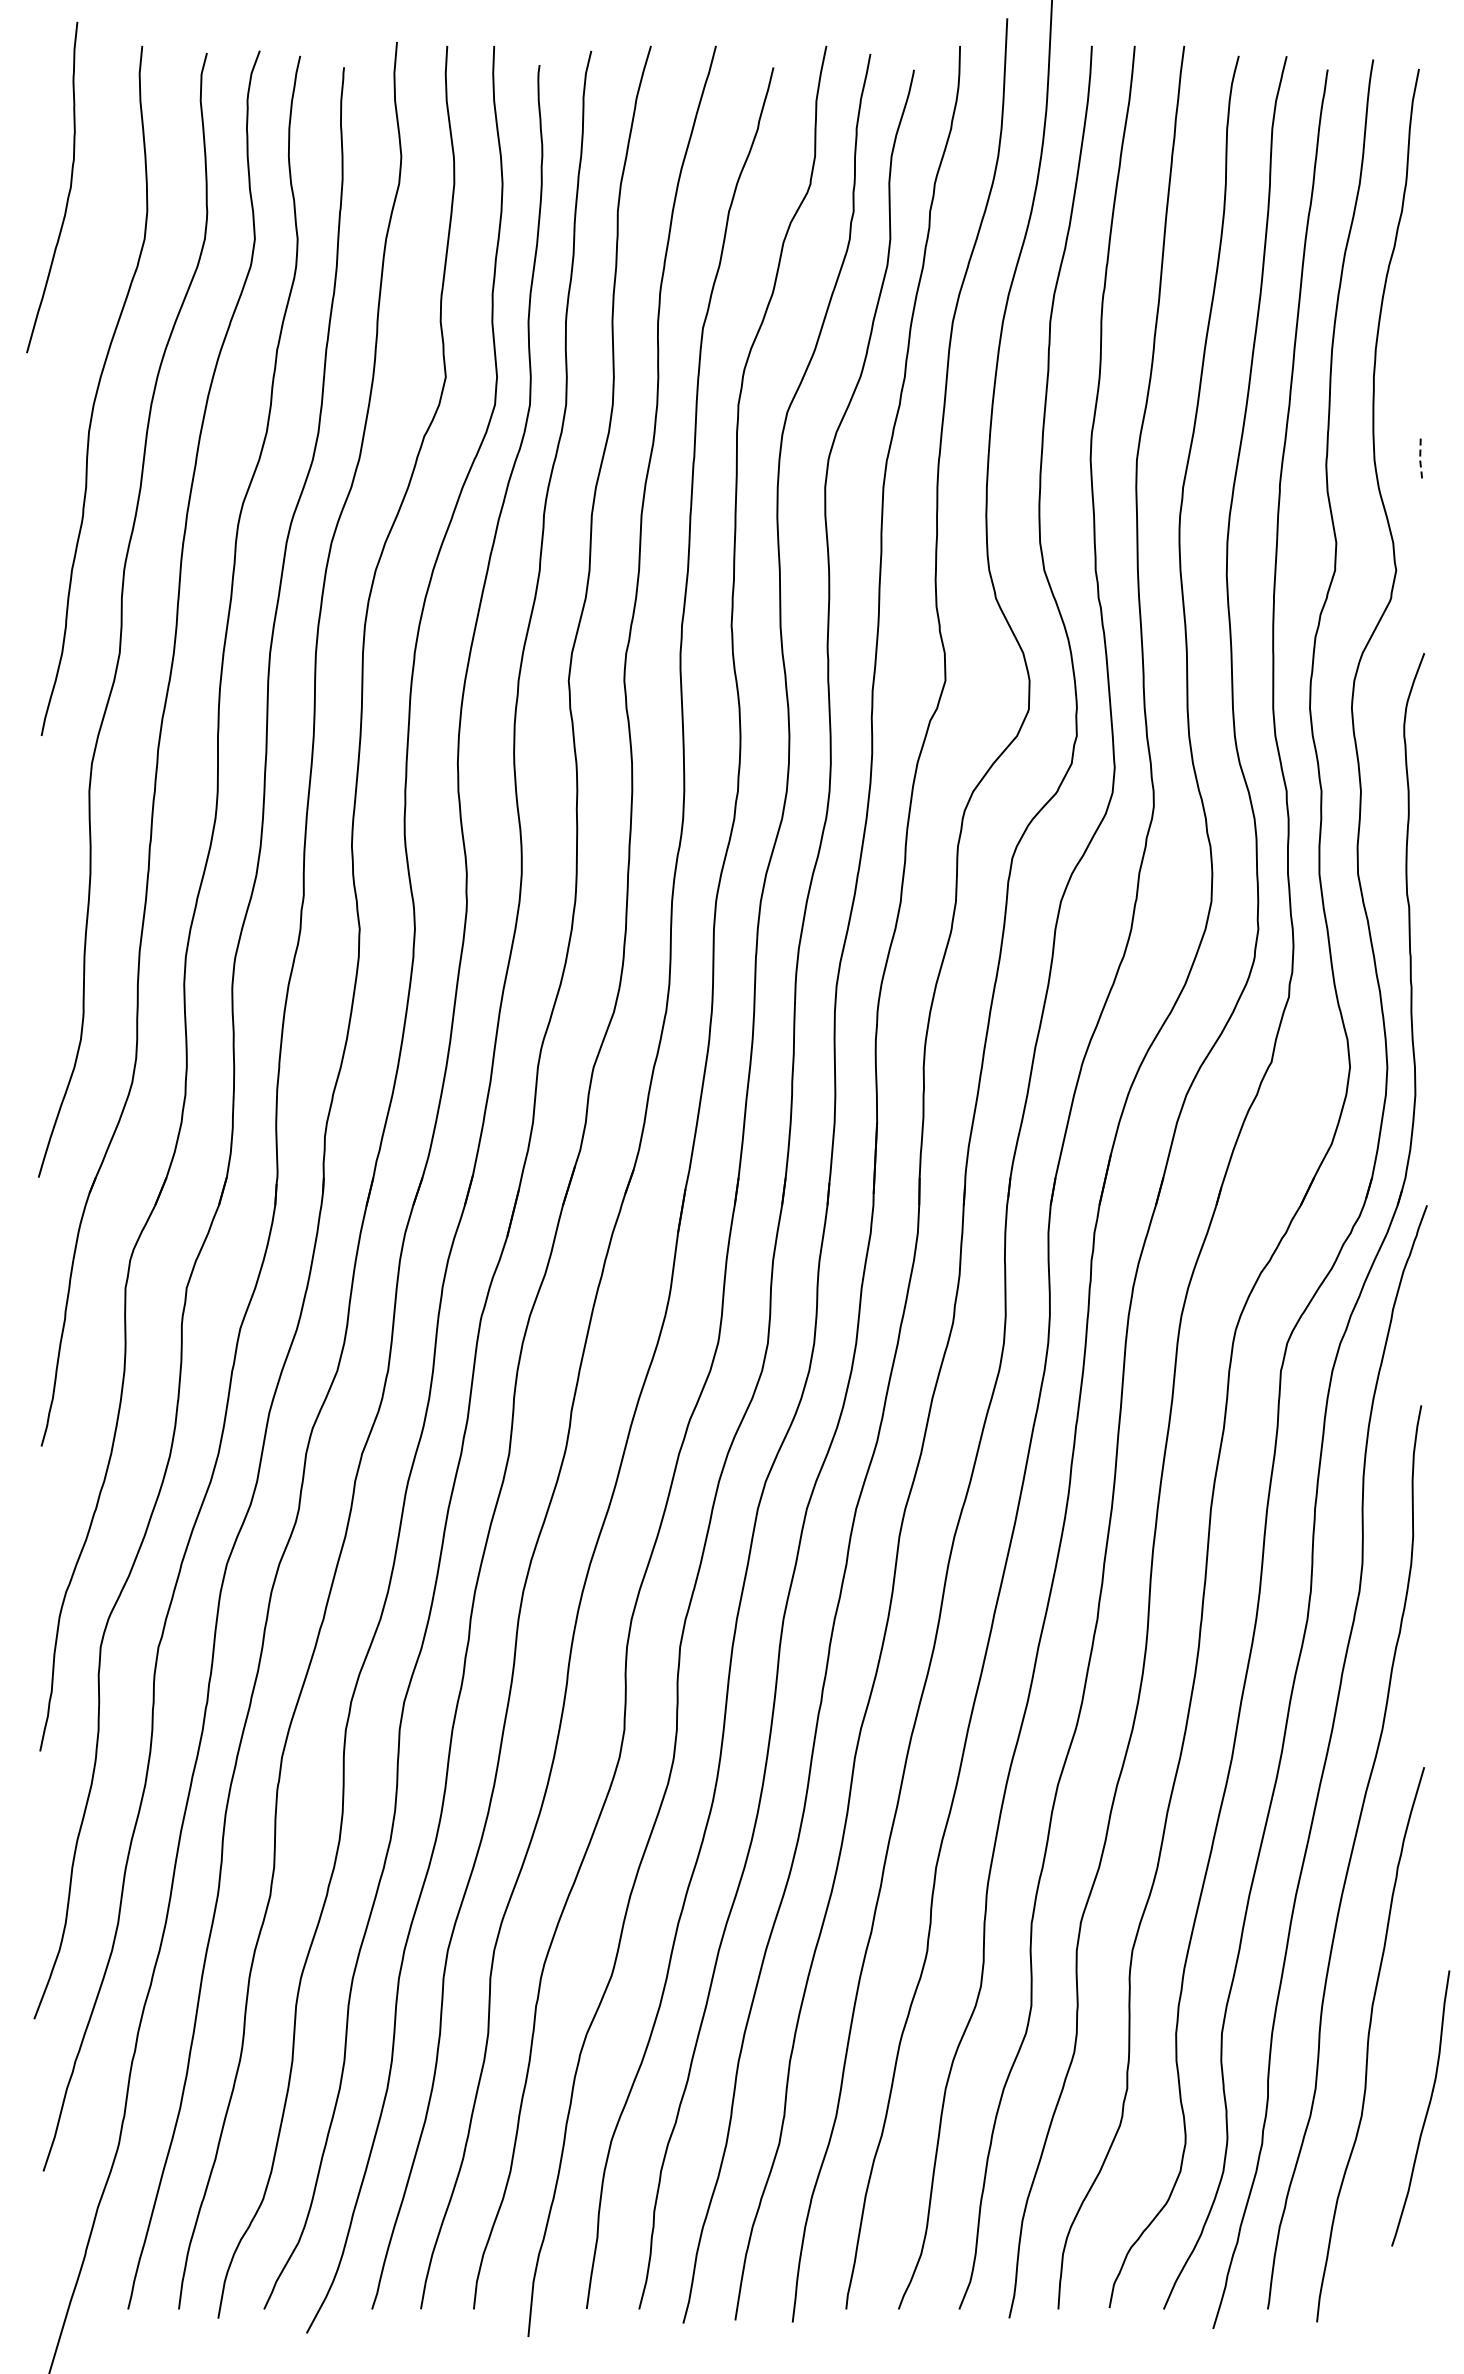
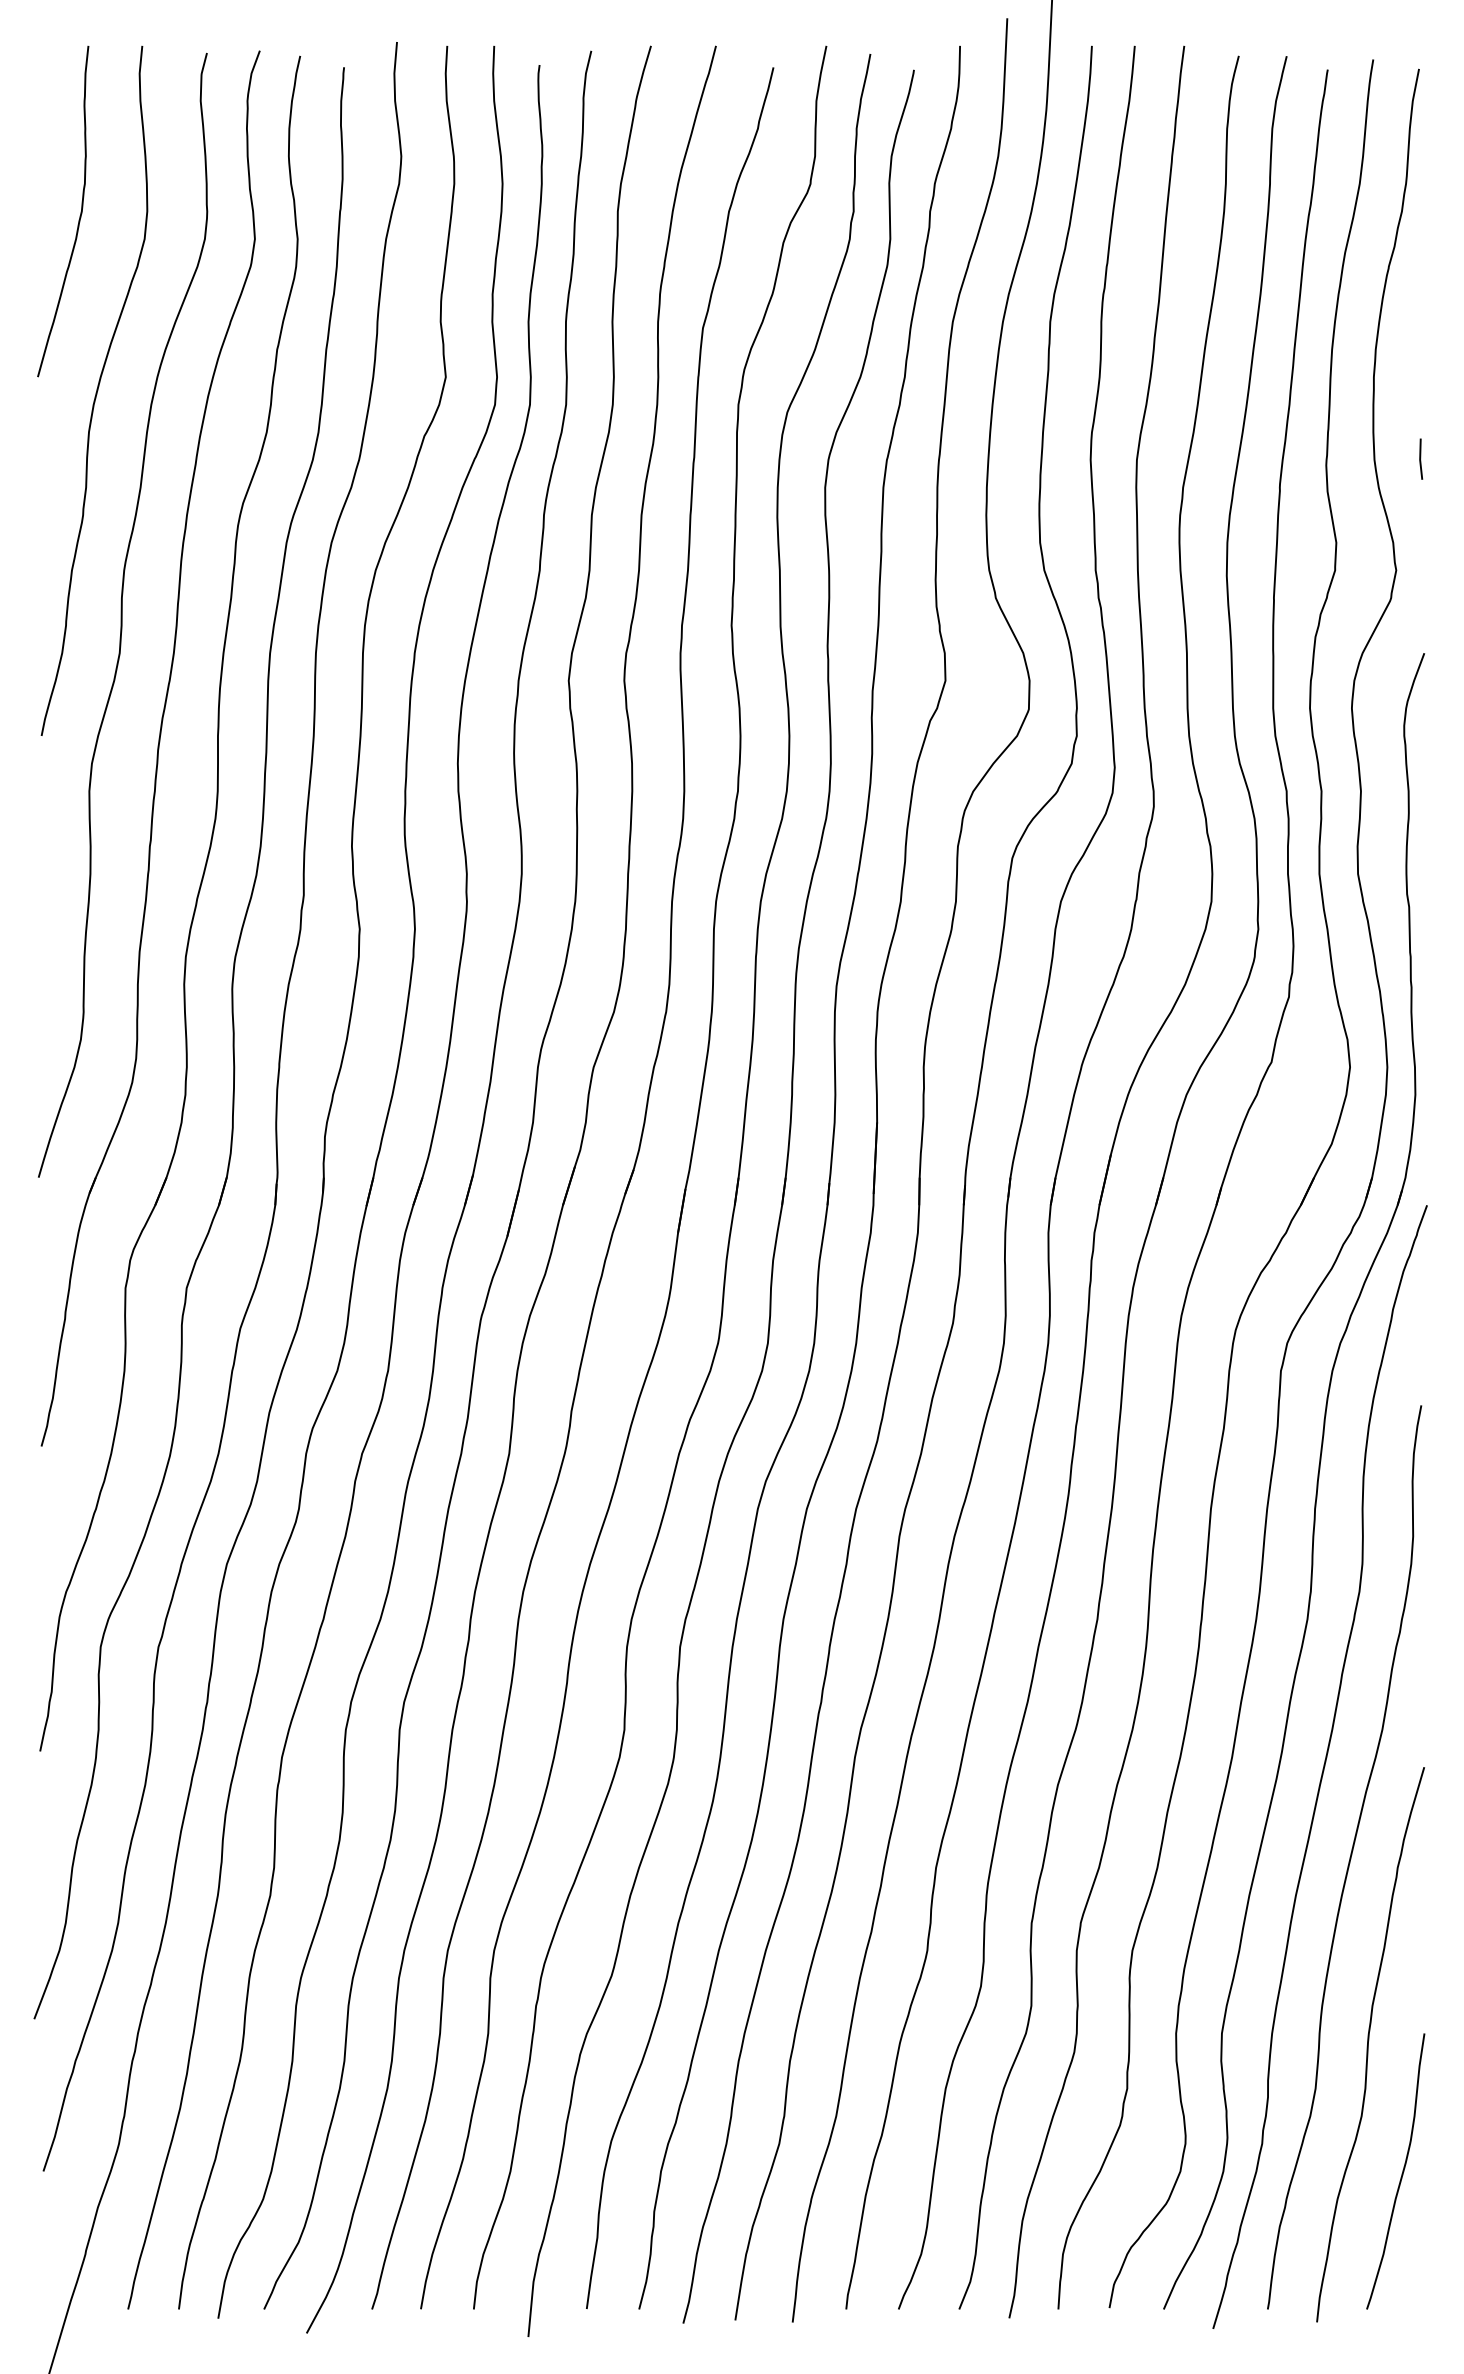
curve position: (68, 191) -> (79, 215) (79, 215)
line: dashed -> solid (1420, 459)
curve position: (1426, 2110) -> (1401, 2173) (1401, 2173)
